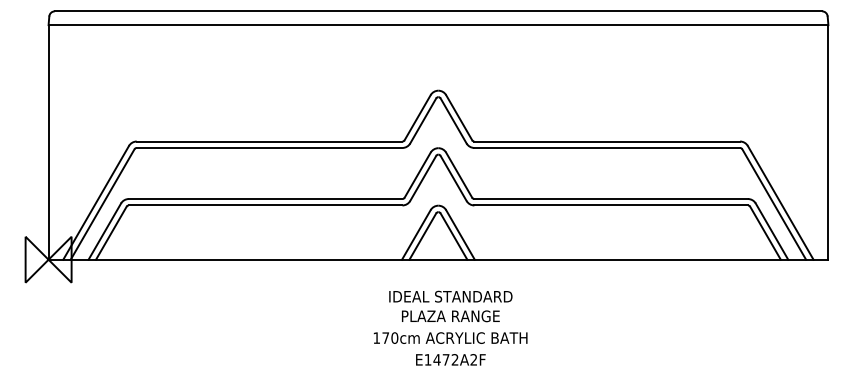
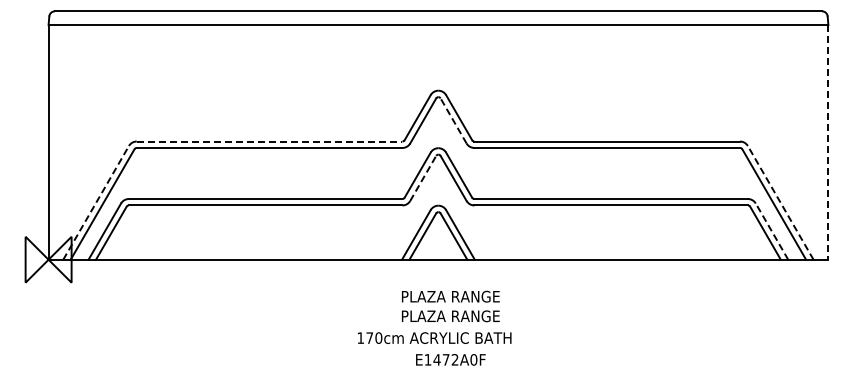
line: solid -> dashed (453, 120)
line: solid -> dashed (269, 141)
line: solid -> dashed (828, 142)
line: solid -> dashed (423, 178)
line: solid -> dashed (96, 202)
line: solid -> dashed (780, 202)
line: solid -> dashed (771, 231)
text: IDEAL STANDARD -> PLAZA RANGE (450, 296)
text position: (450, 337) -> (434, 337) (434, 337)
text: E1472A2F -> E1472A0F (473, 359)
